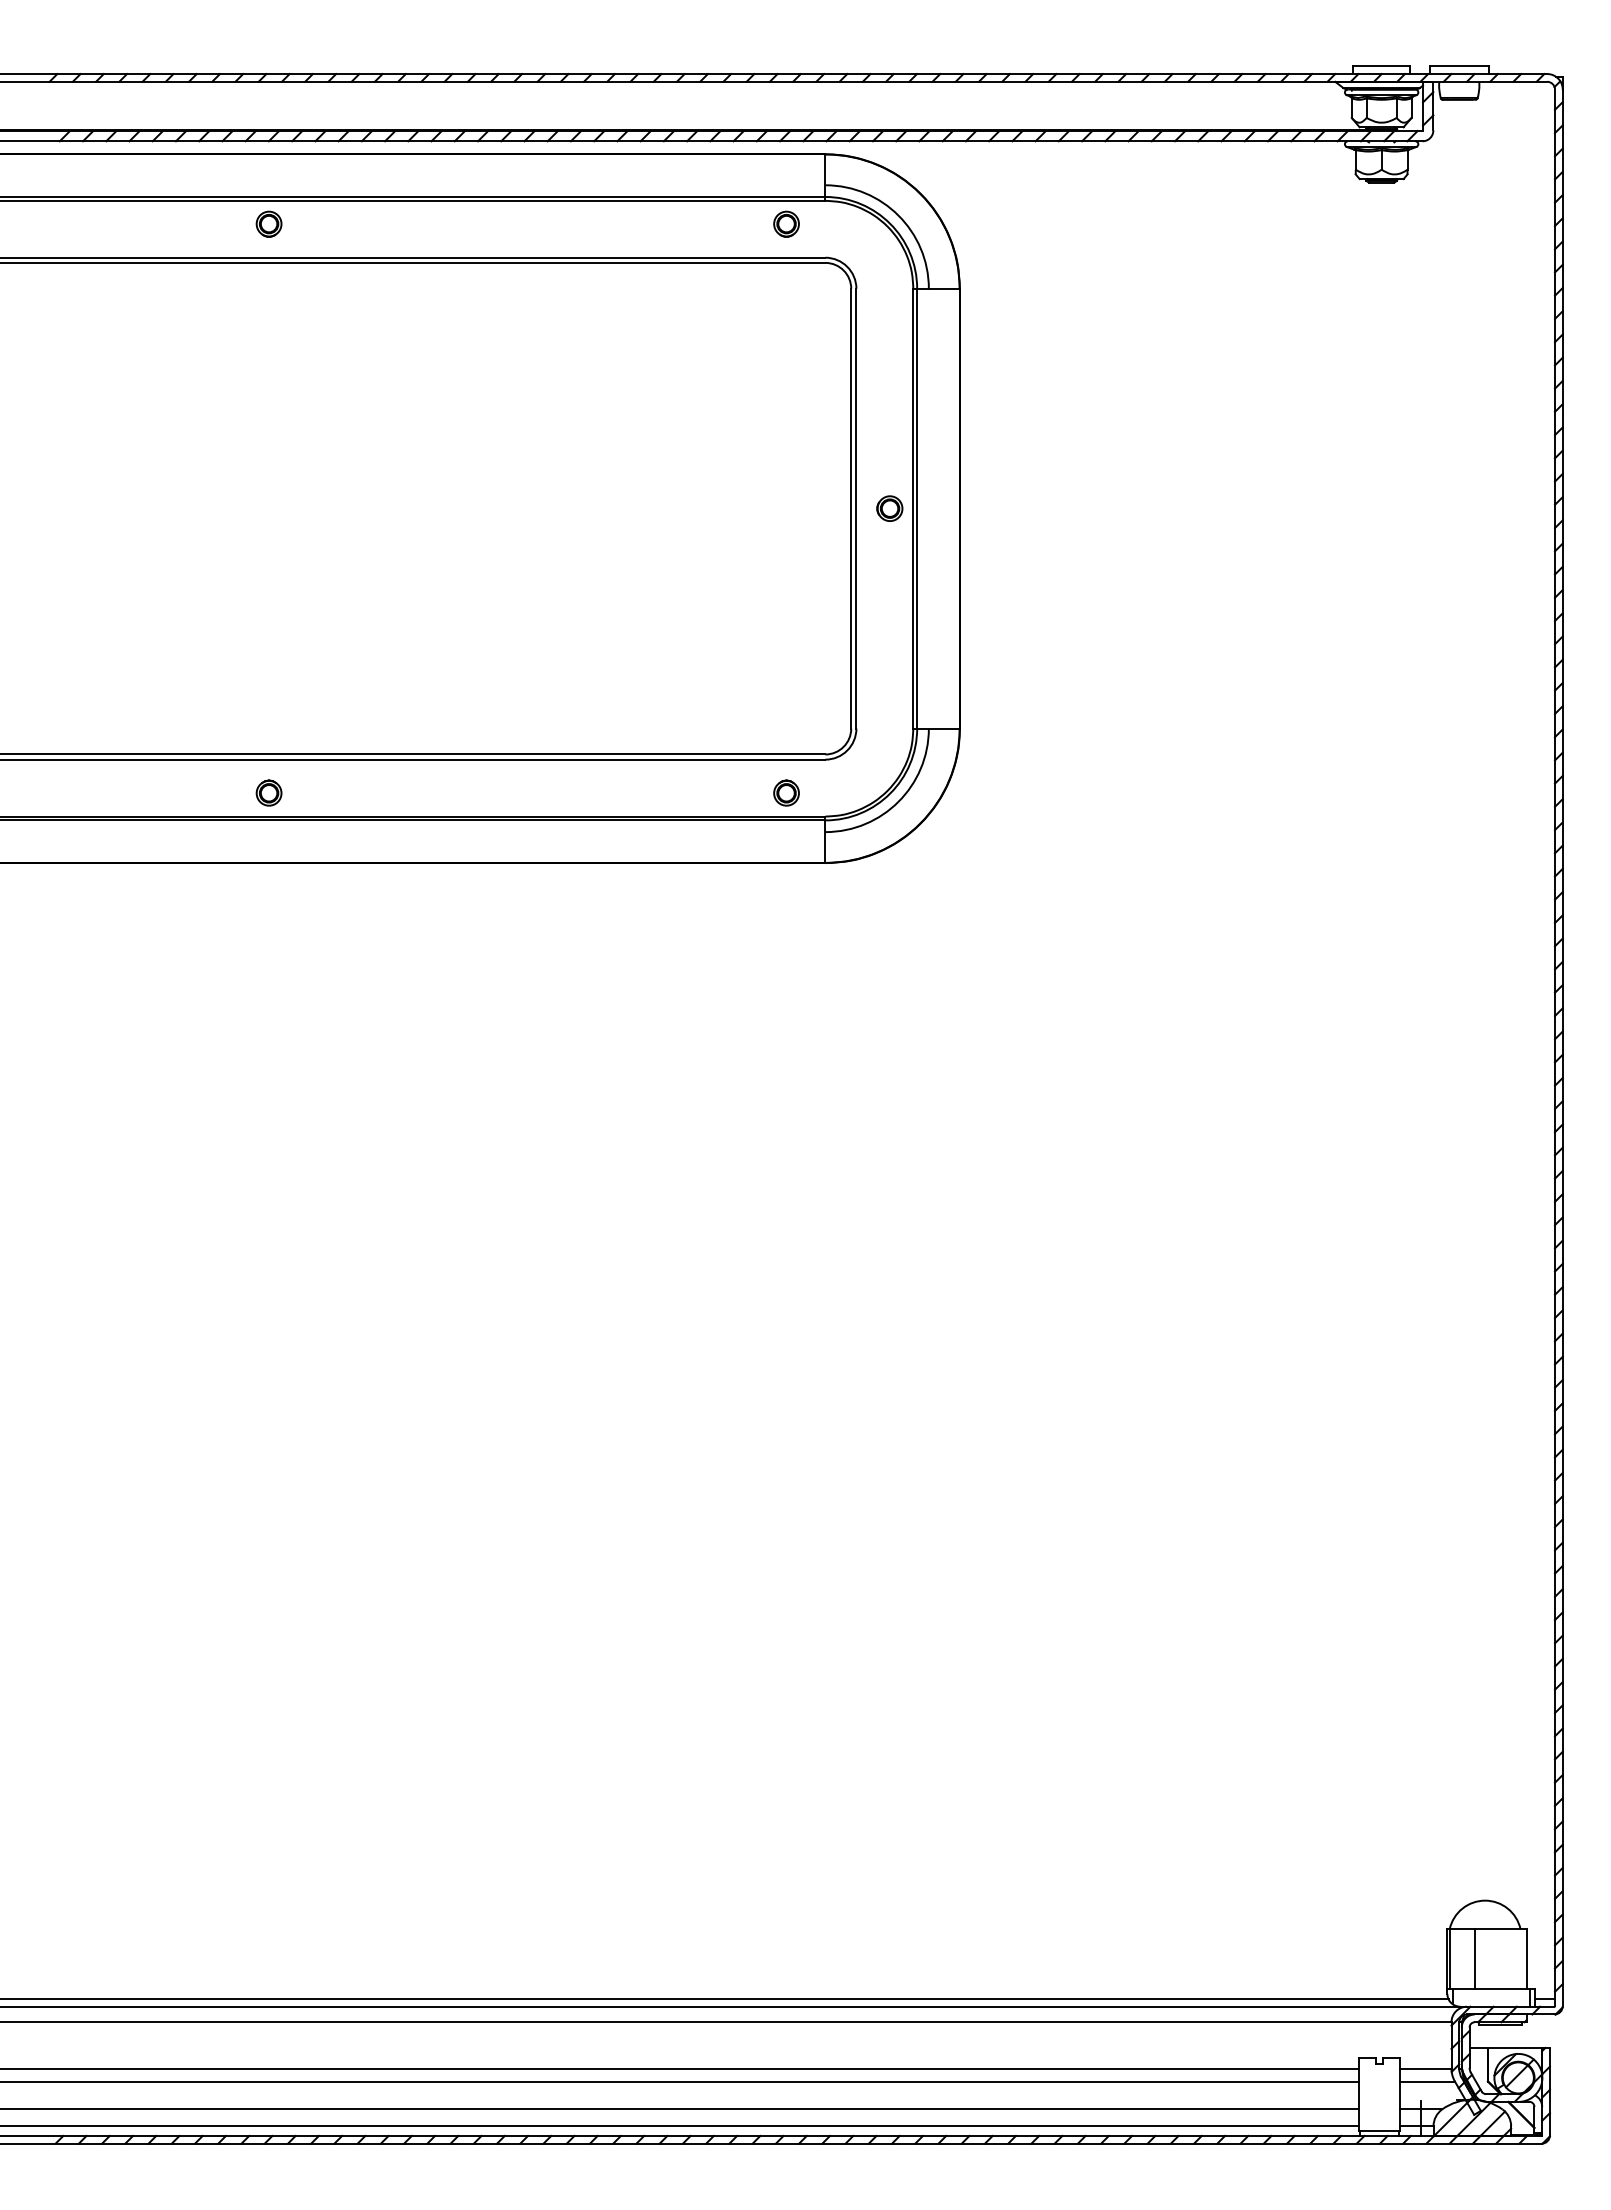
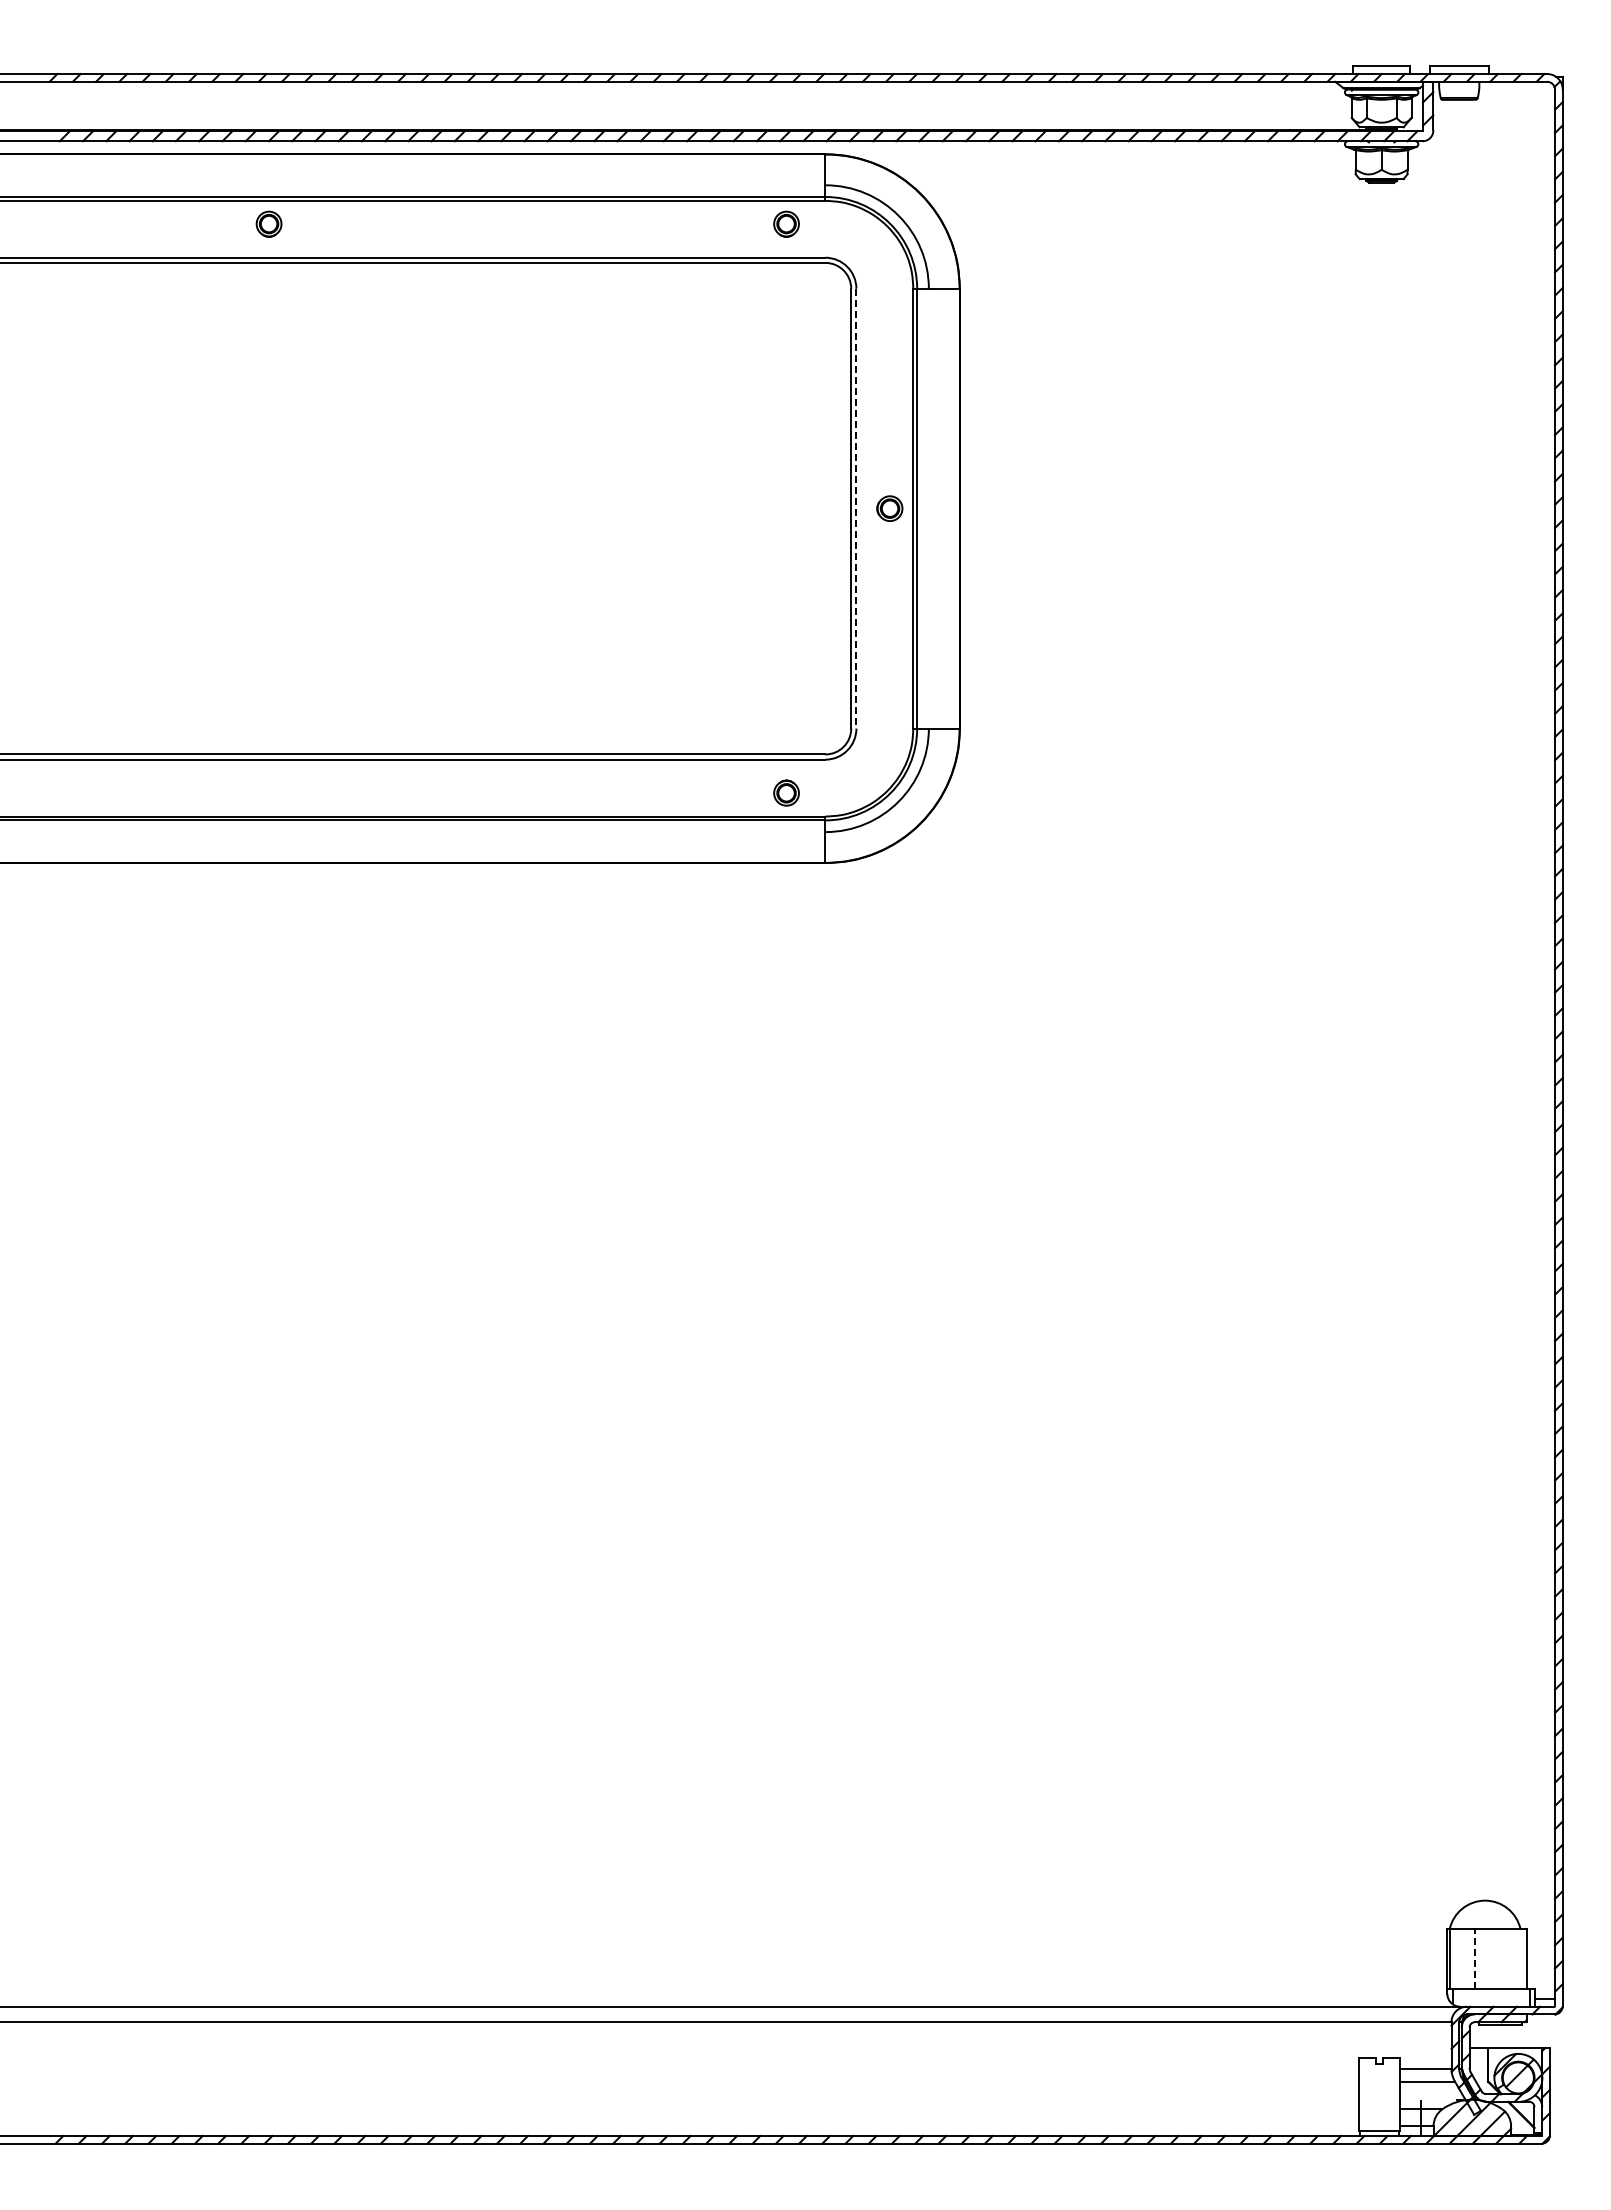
line: solid -> dashed (856, 508)
part: present -> none (268, 792)
line: solid -> dashed (1475, 1958)
line: present -> none (725, 1998)
line: present -> none (680, 2068)
line: present -> none (680, 2081)
line: present -> none (680, 2109)
line: present -> none (680, 2126)
